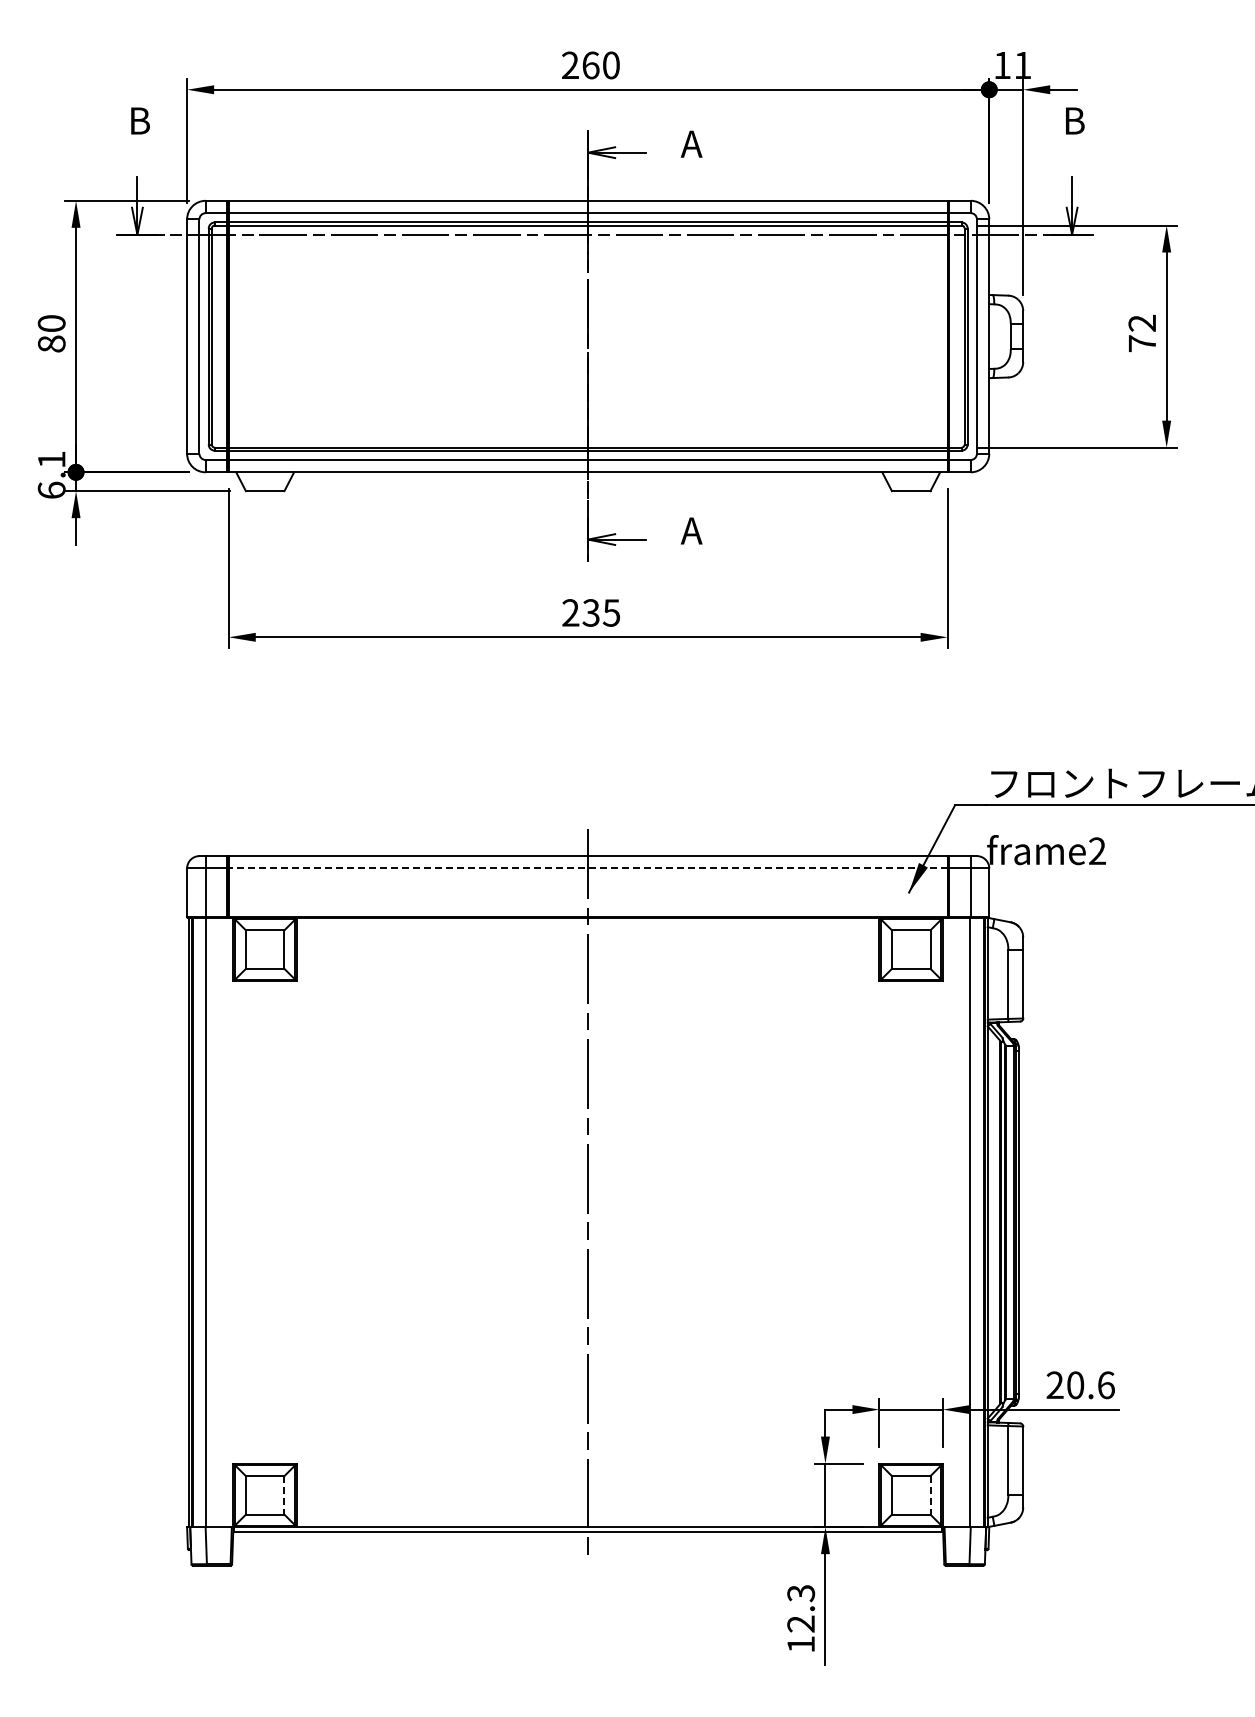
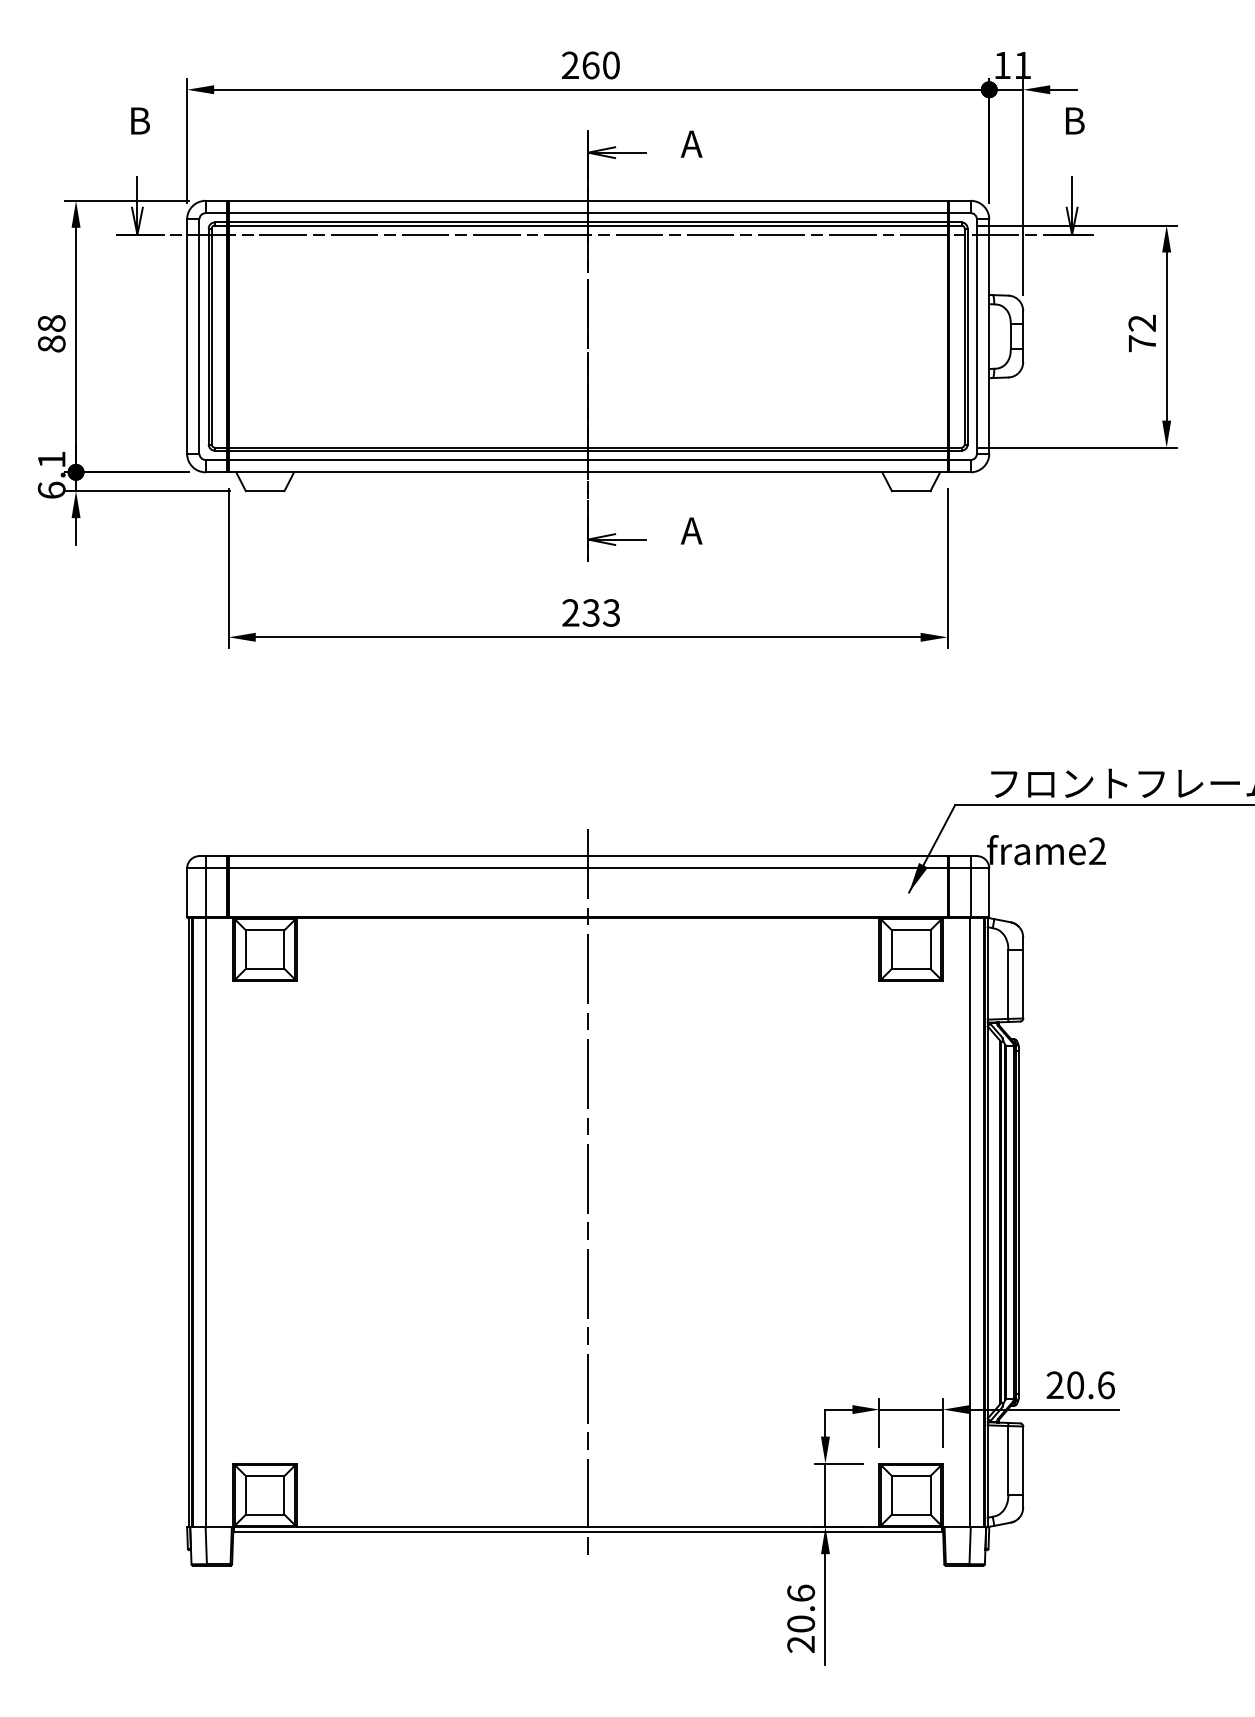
text: 80 -> 88 (51, 323)
text: 235 -> 233 (611, 612)
line: dashed -> solid (587, 868)
line: dashed -> solid (284, 1495)
line: dashed -> solid (930, 1495)
text: 12.3 -> 20.6 (801, 1618)
